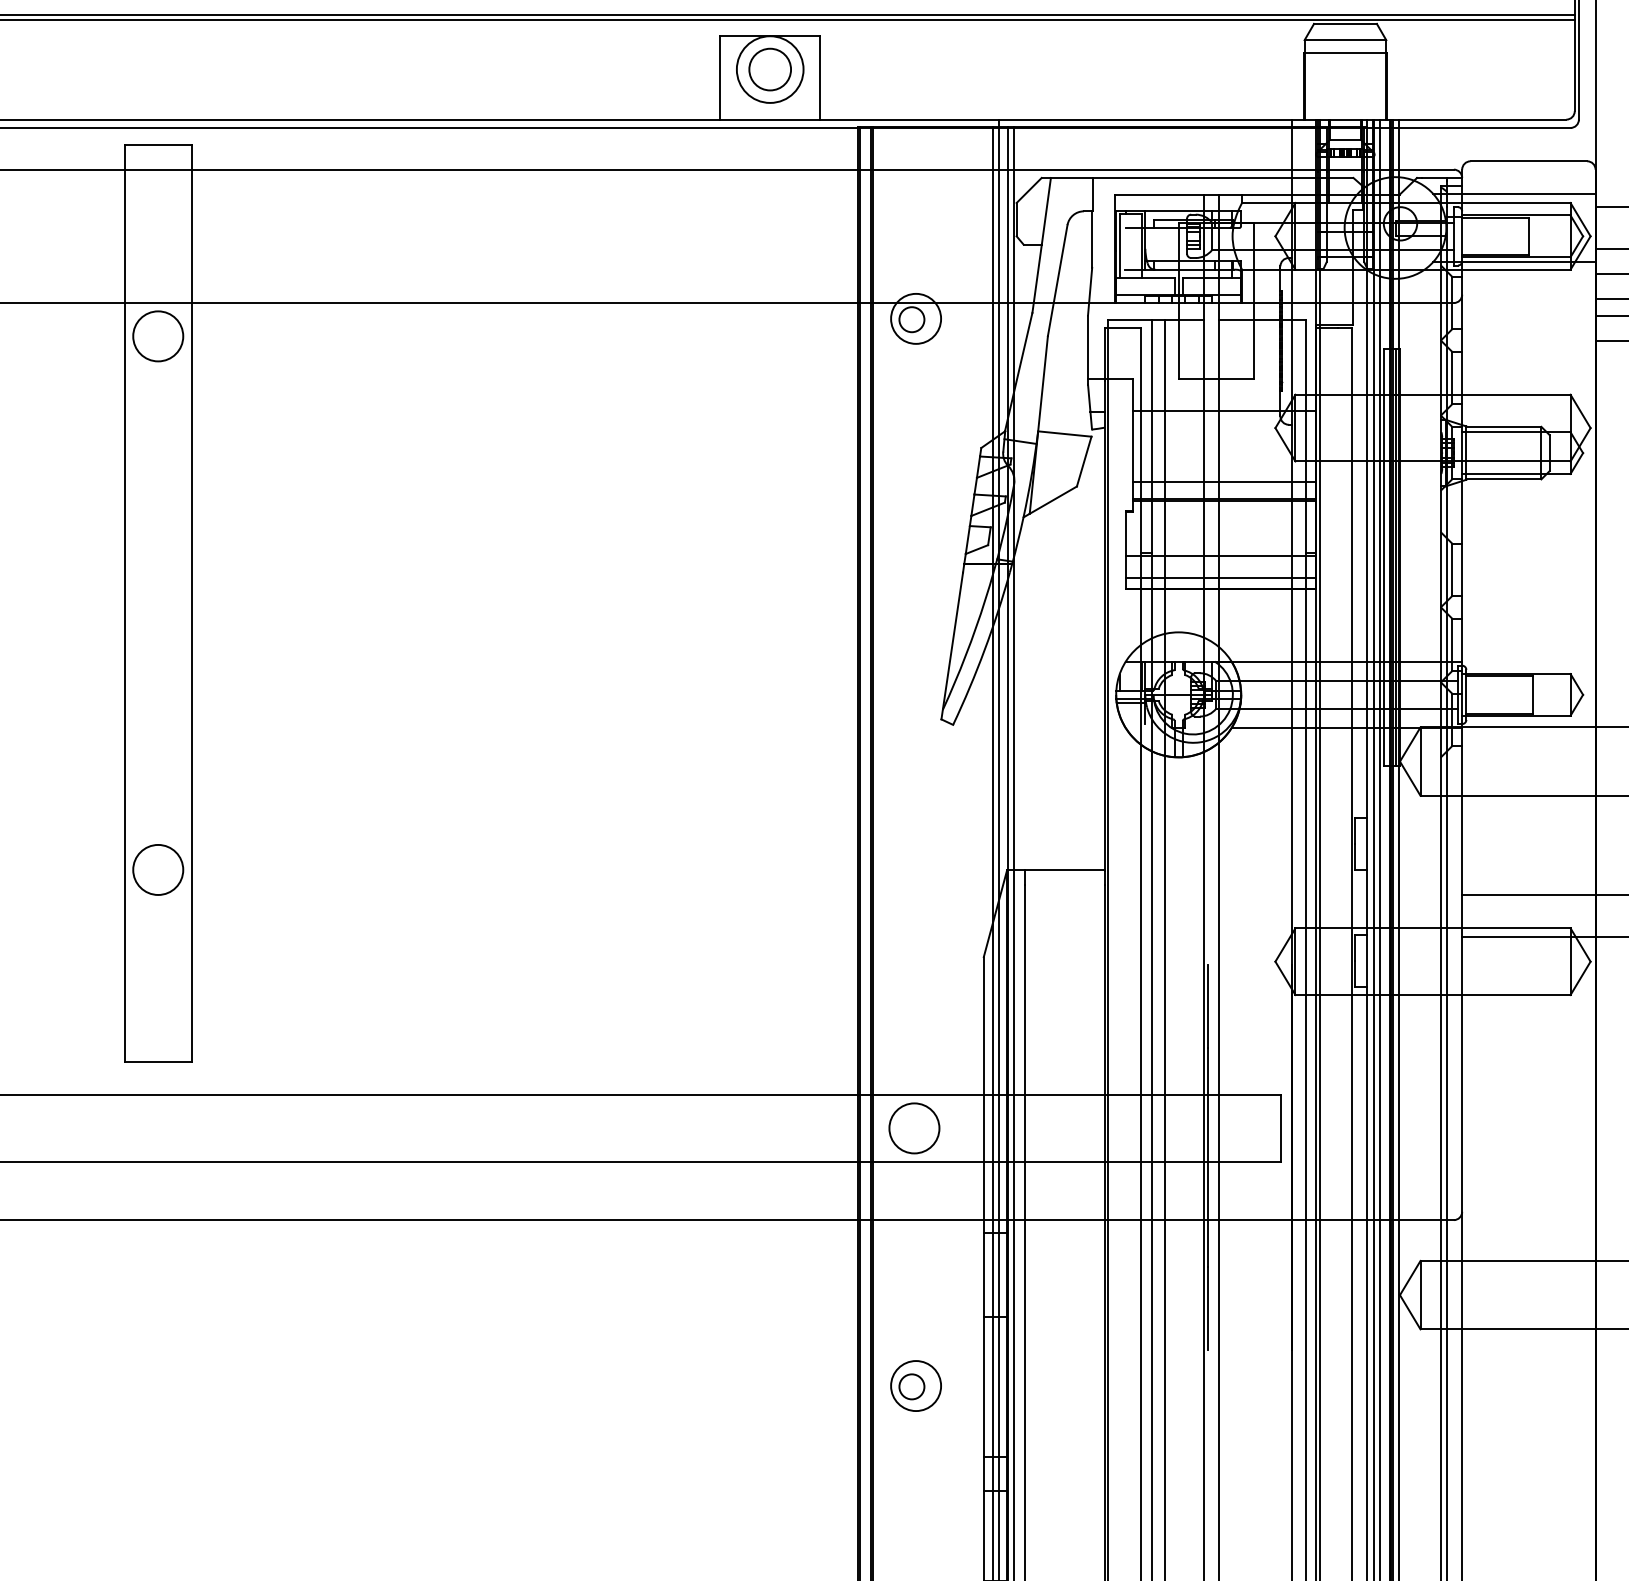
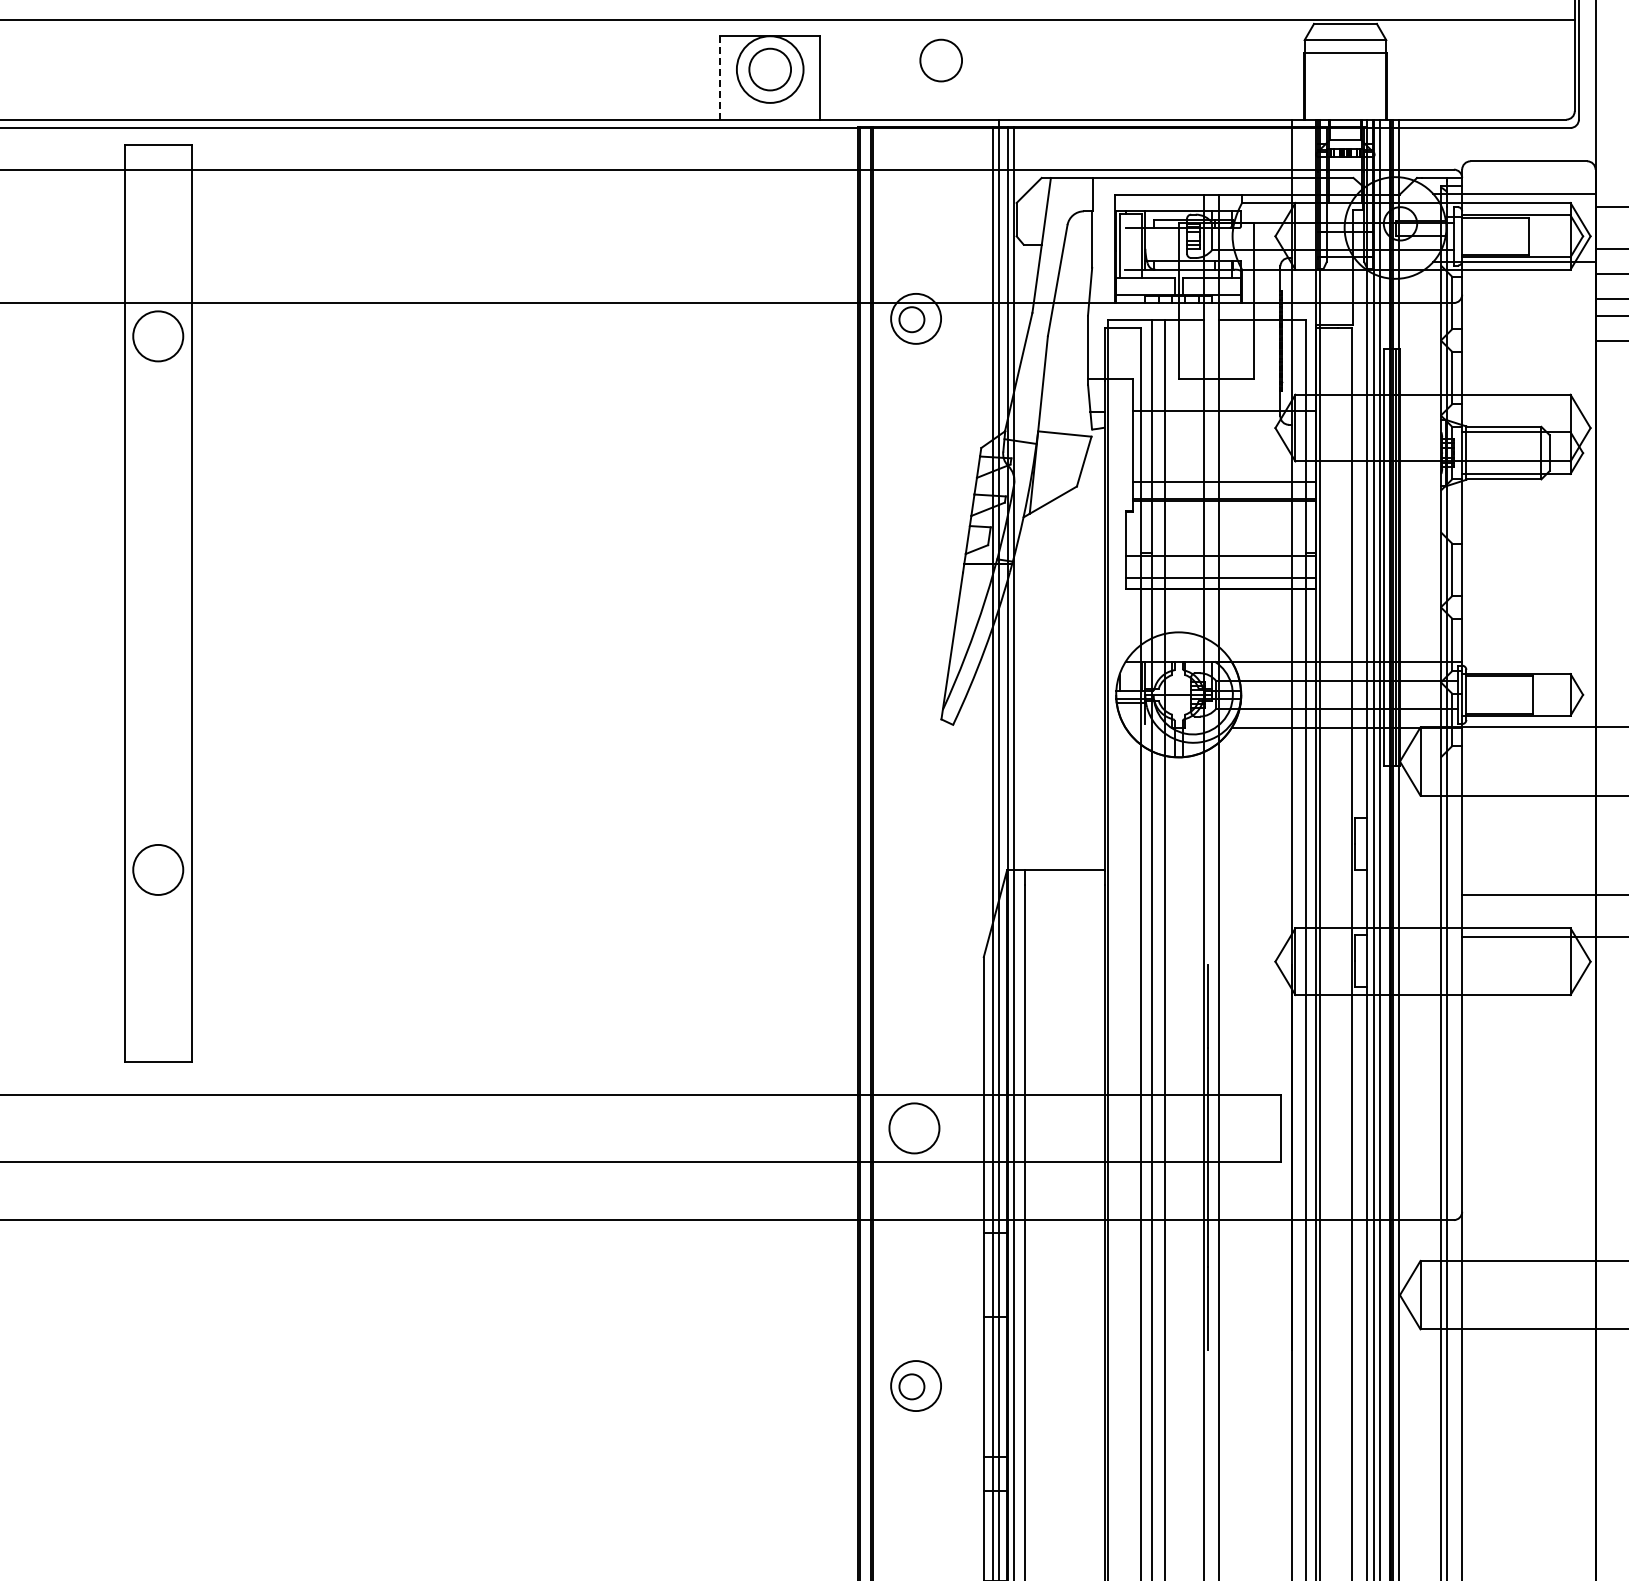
line: present -> none (788, 14)
circle: none -> present (940, 60)
line: solid -> dashed (720, 77)
